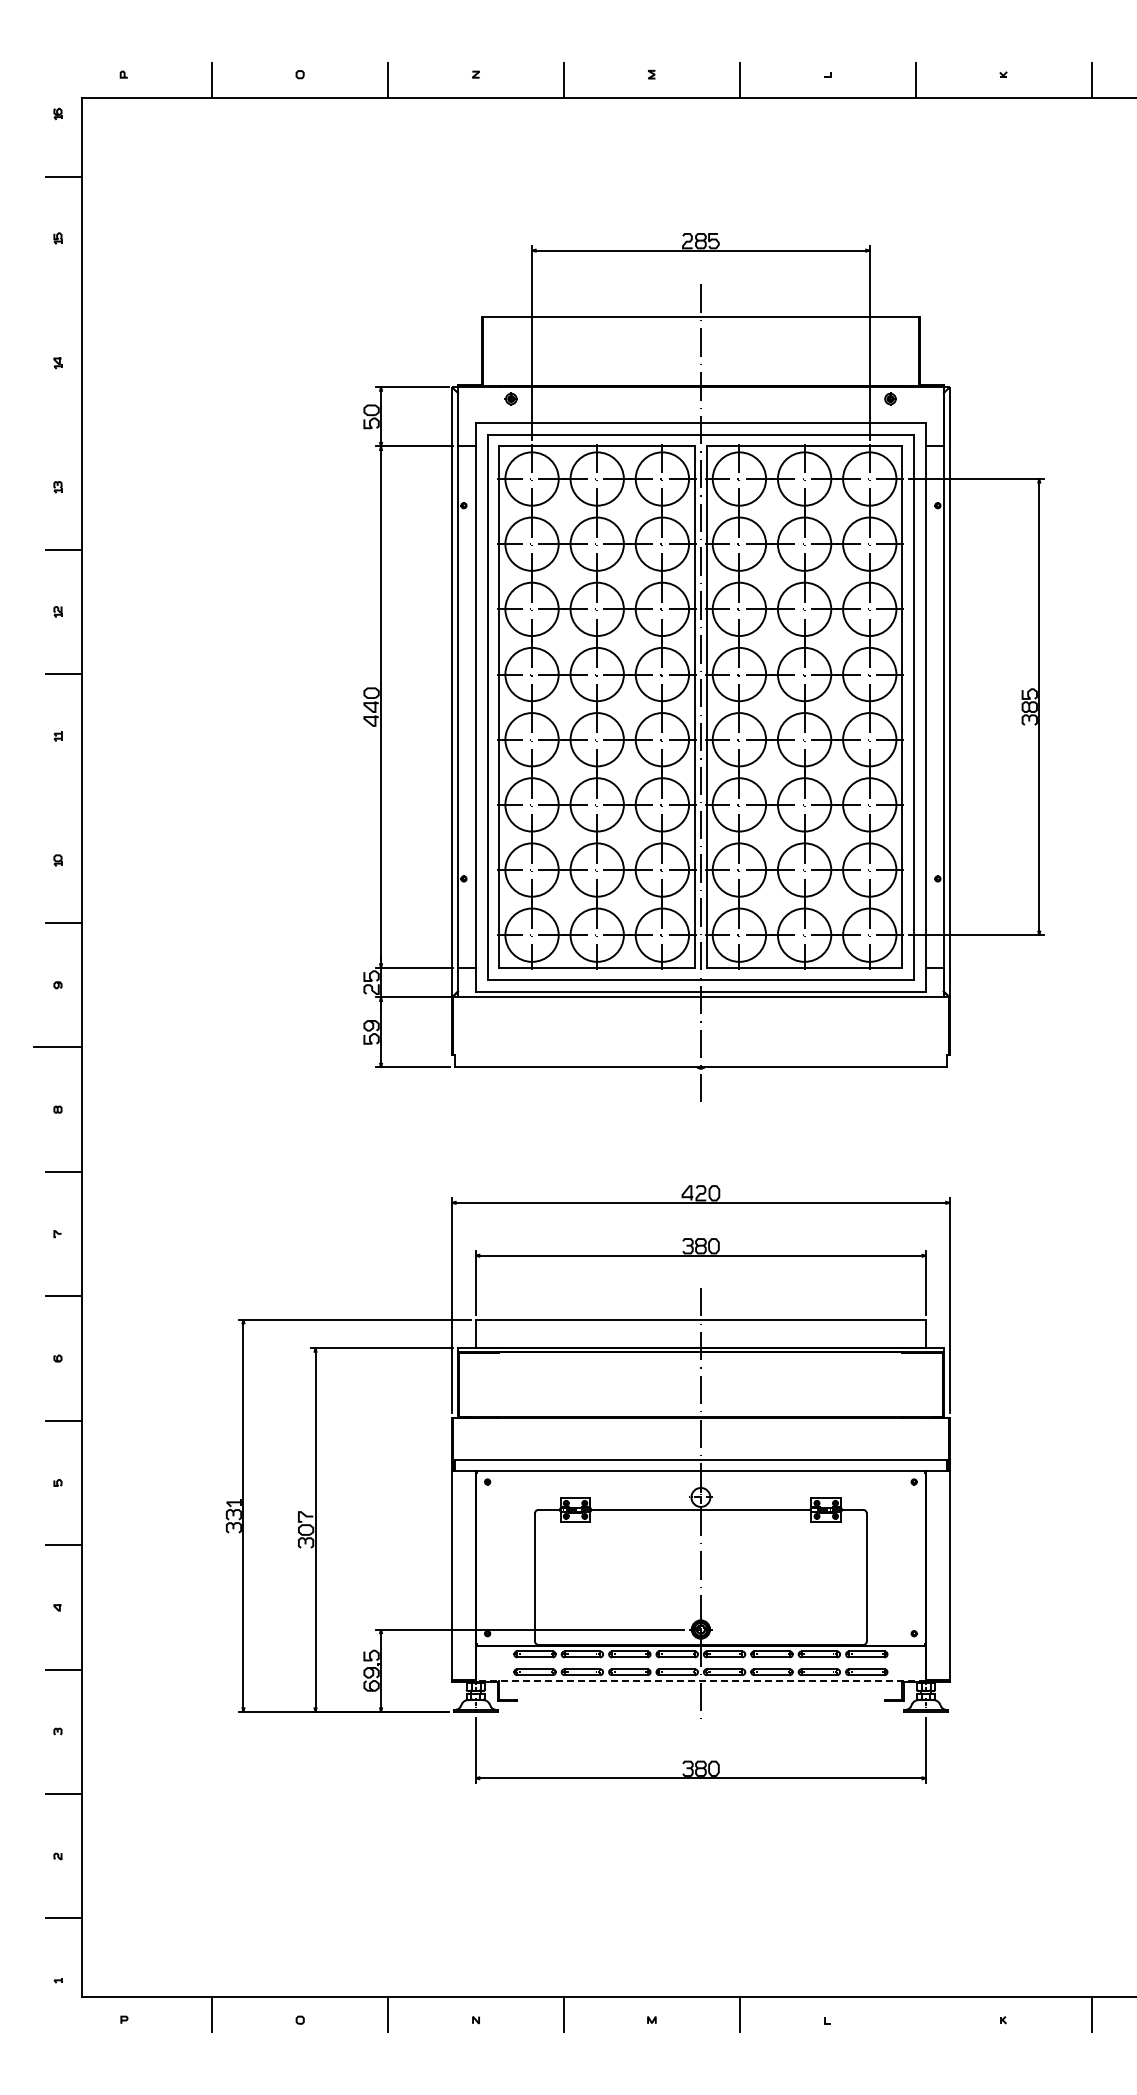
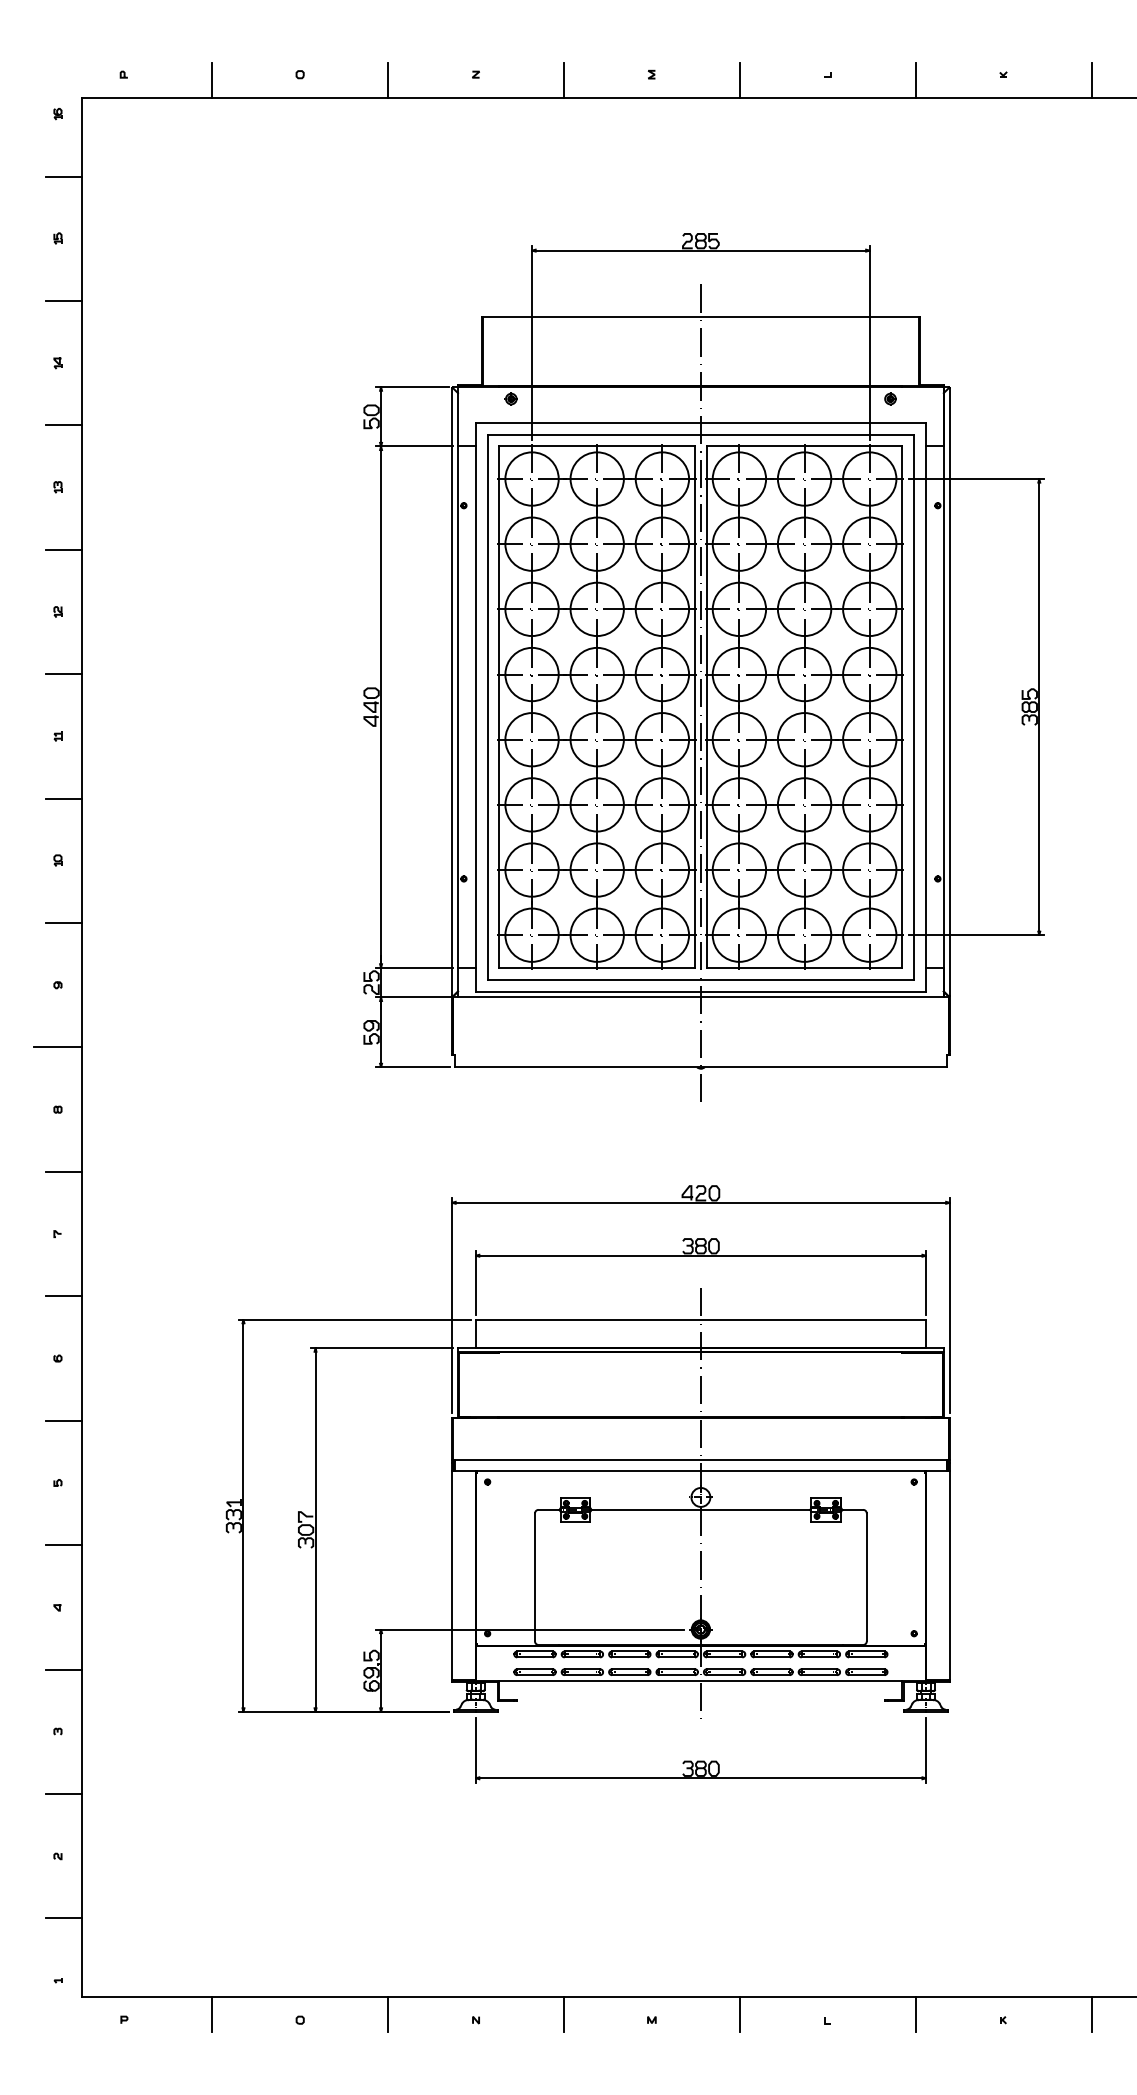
line: none -> present (63, 301)
line: none -> present (63, 425)
line: none -> present (63, 798)
line: dashed -> solid (700, 1681)
line: none -> present (915, 2014)
